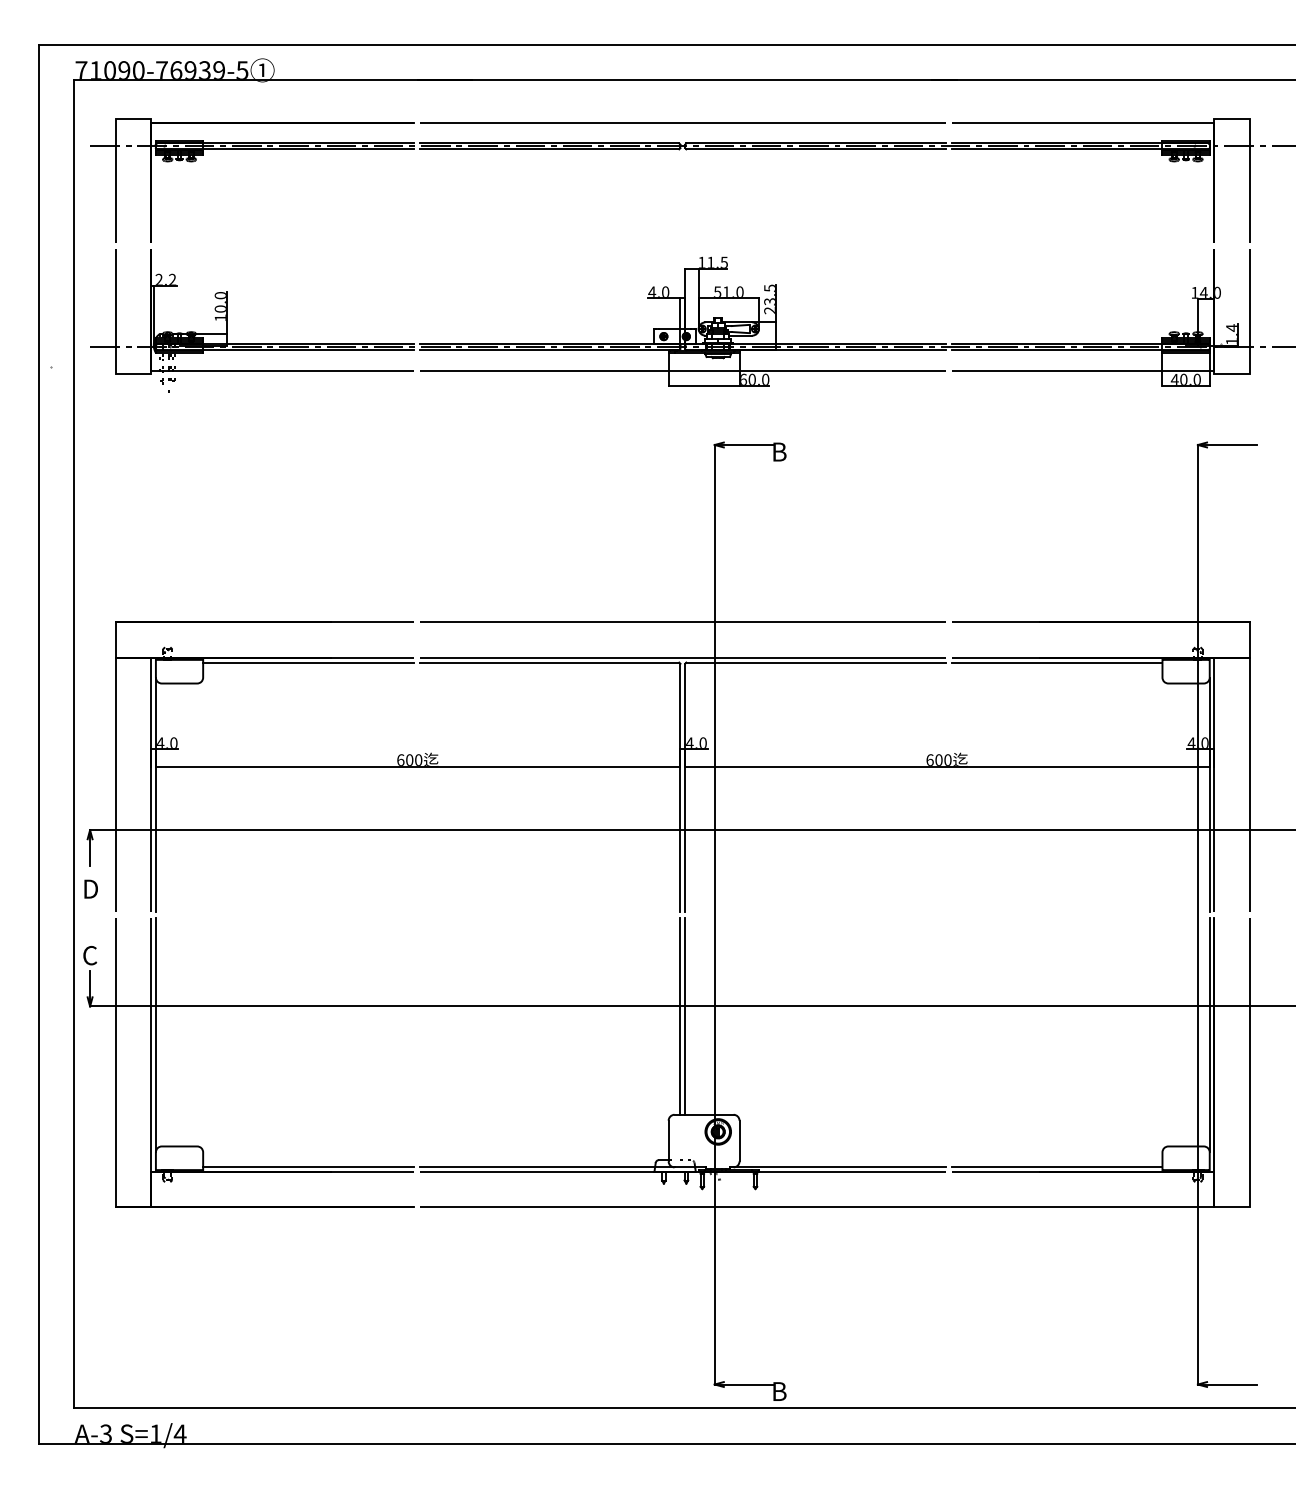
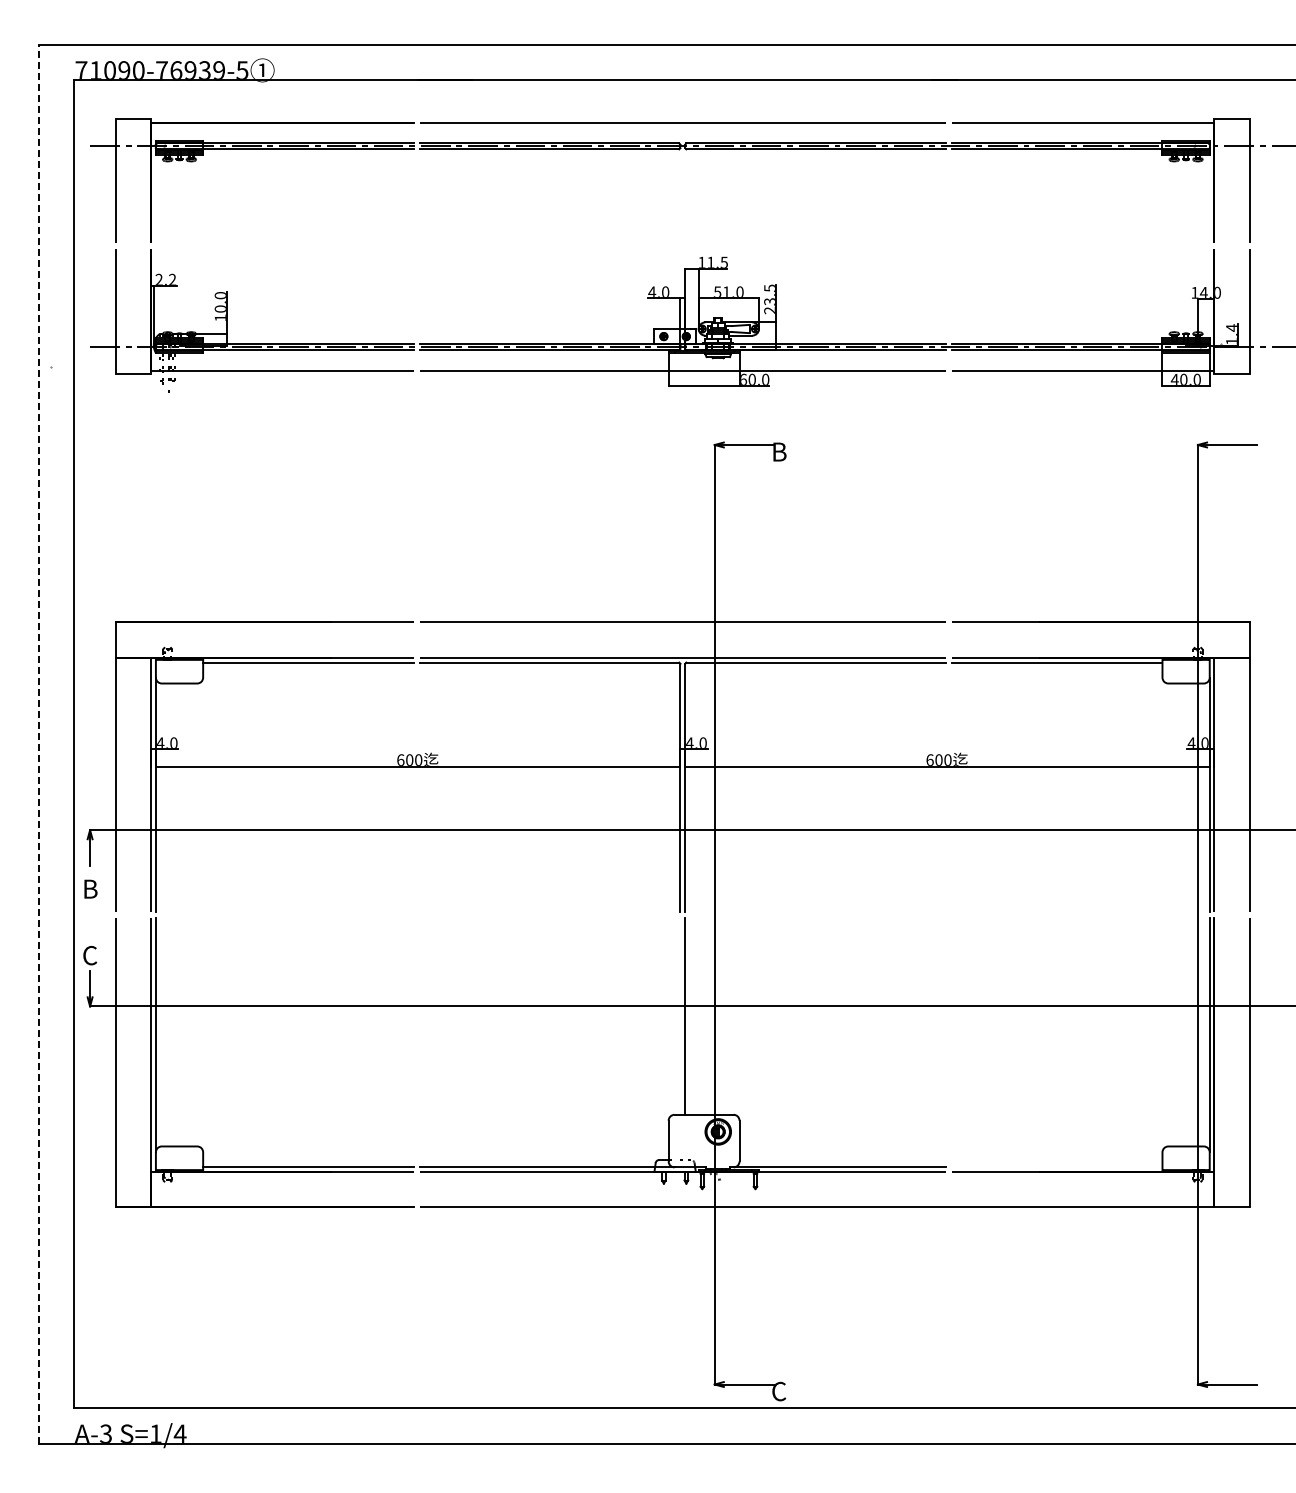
line: solid -> dashed (38, 743)
text: D -> B (91, 888)
line: present -> none (680, 1015)
line: present -> none (1056, 1167)
text: B -> C (779, 1391)
